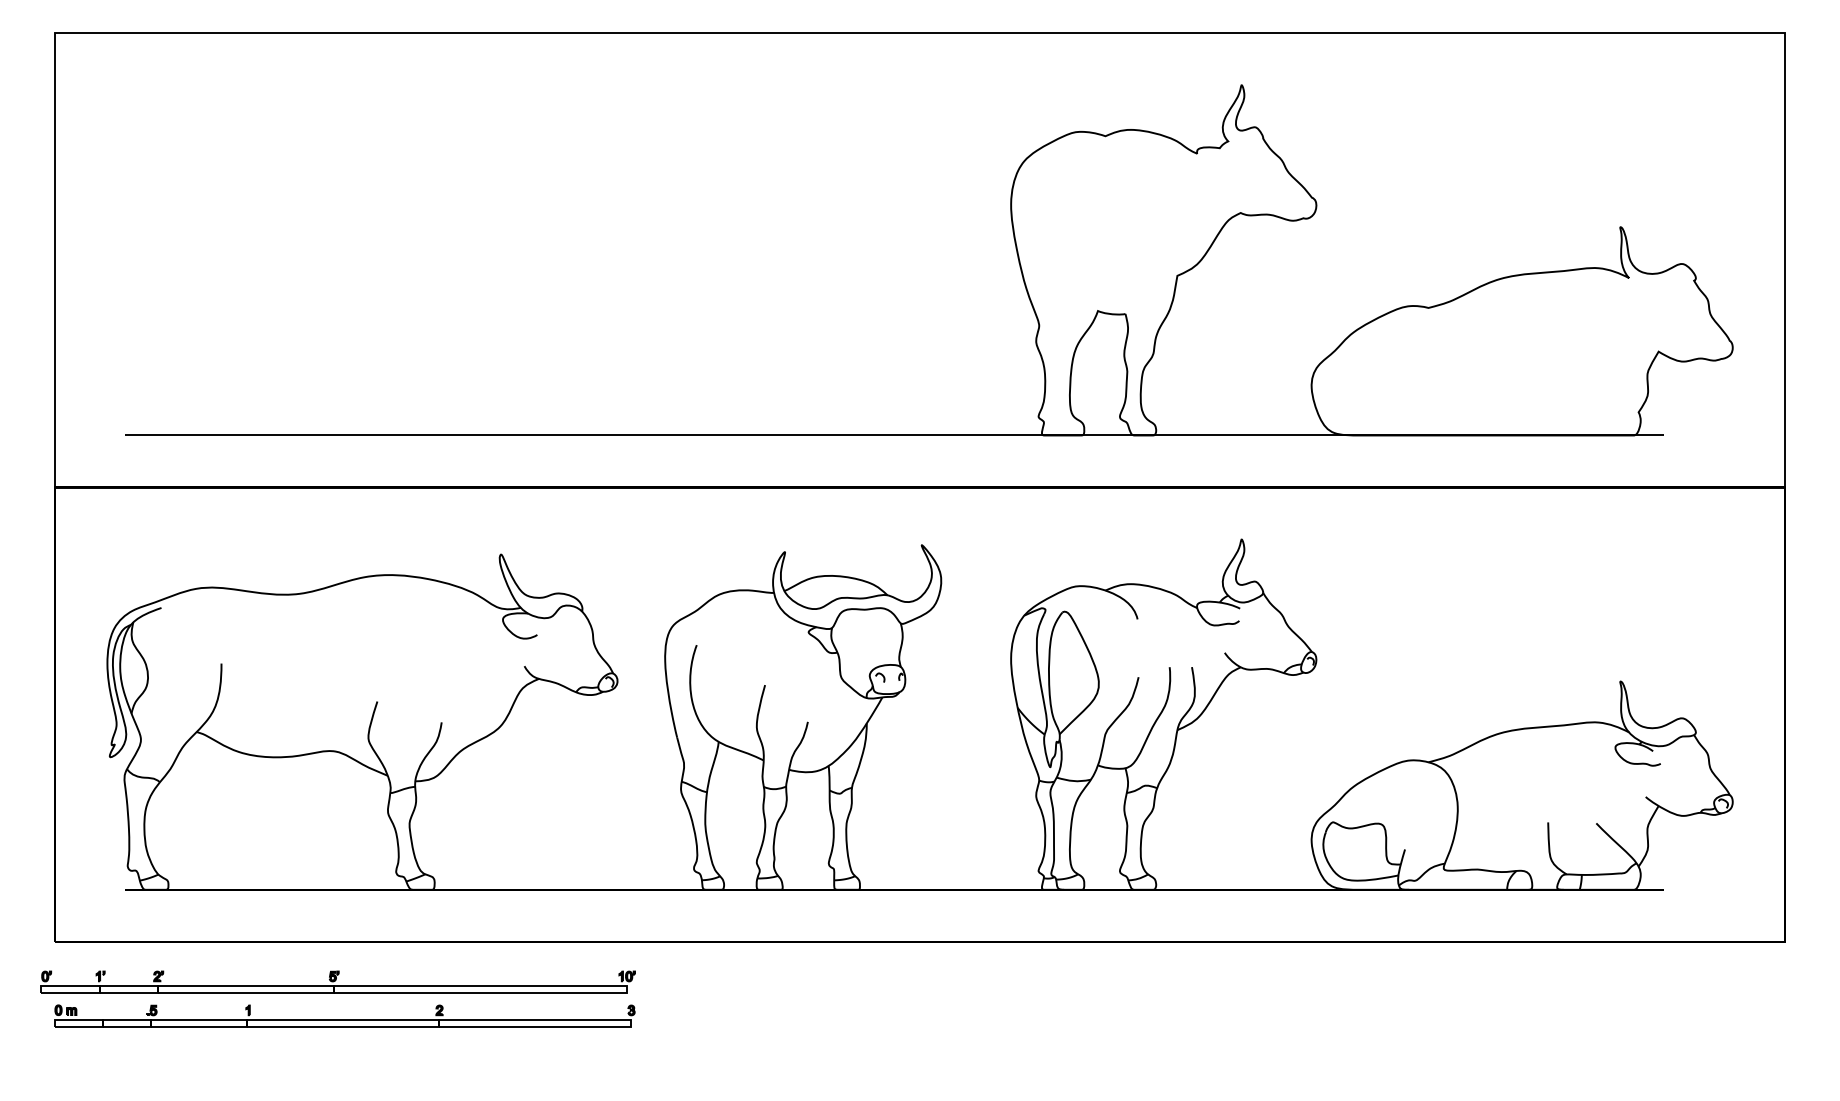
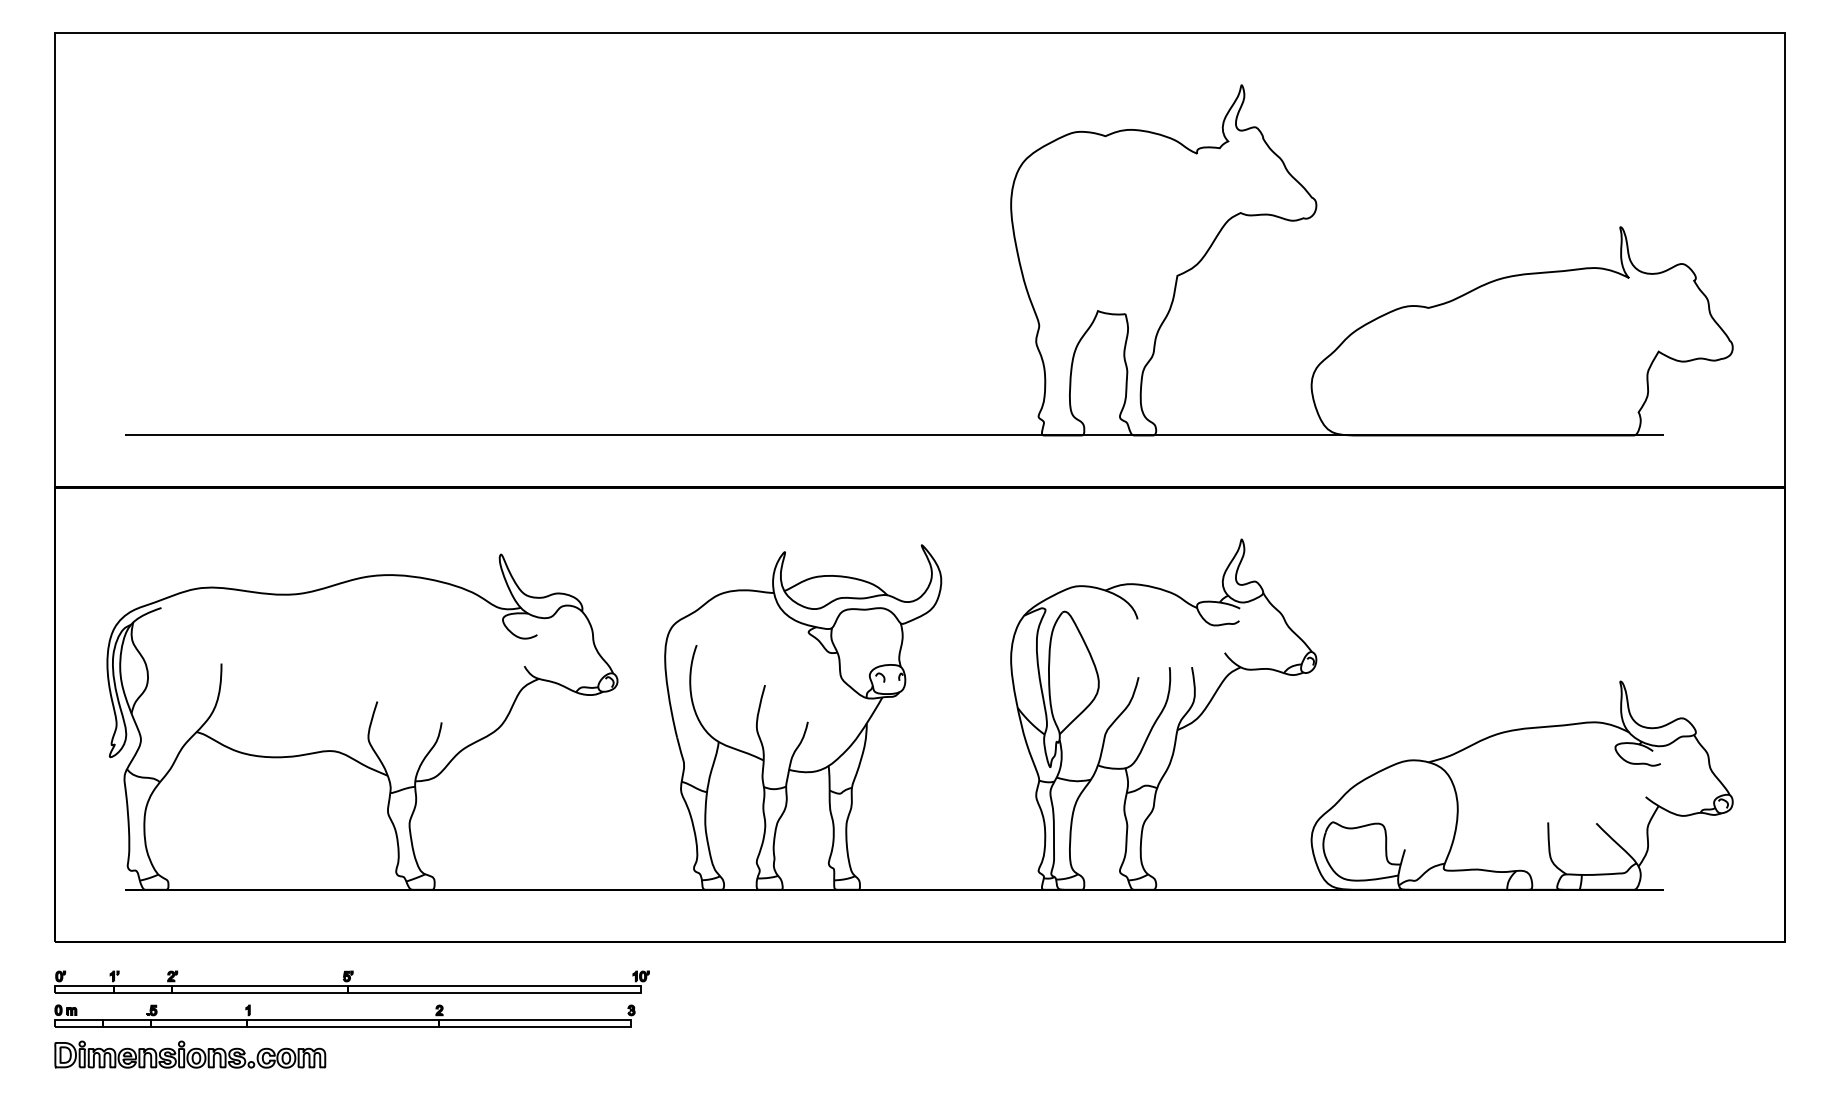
part position: (337, 981) -> (351, 981) (351, 981)
part: none -> present (190, 1054)
